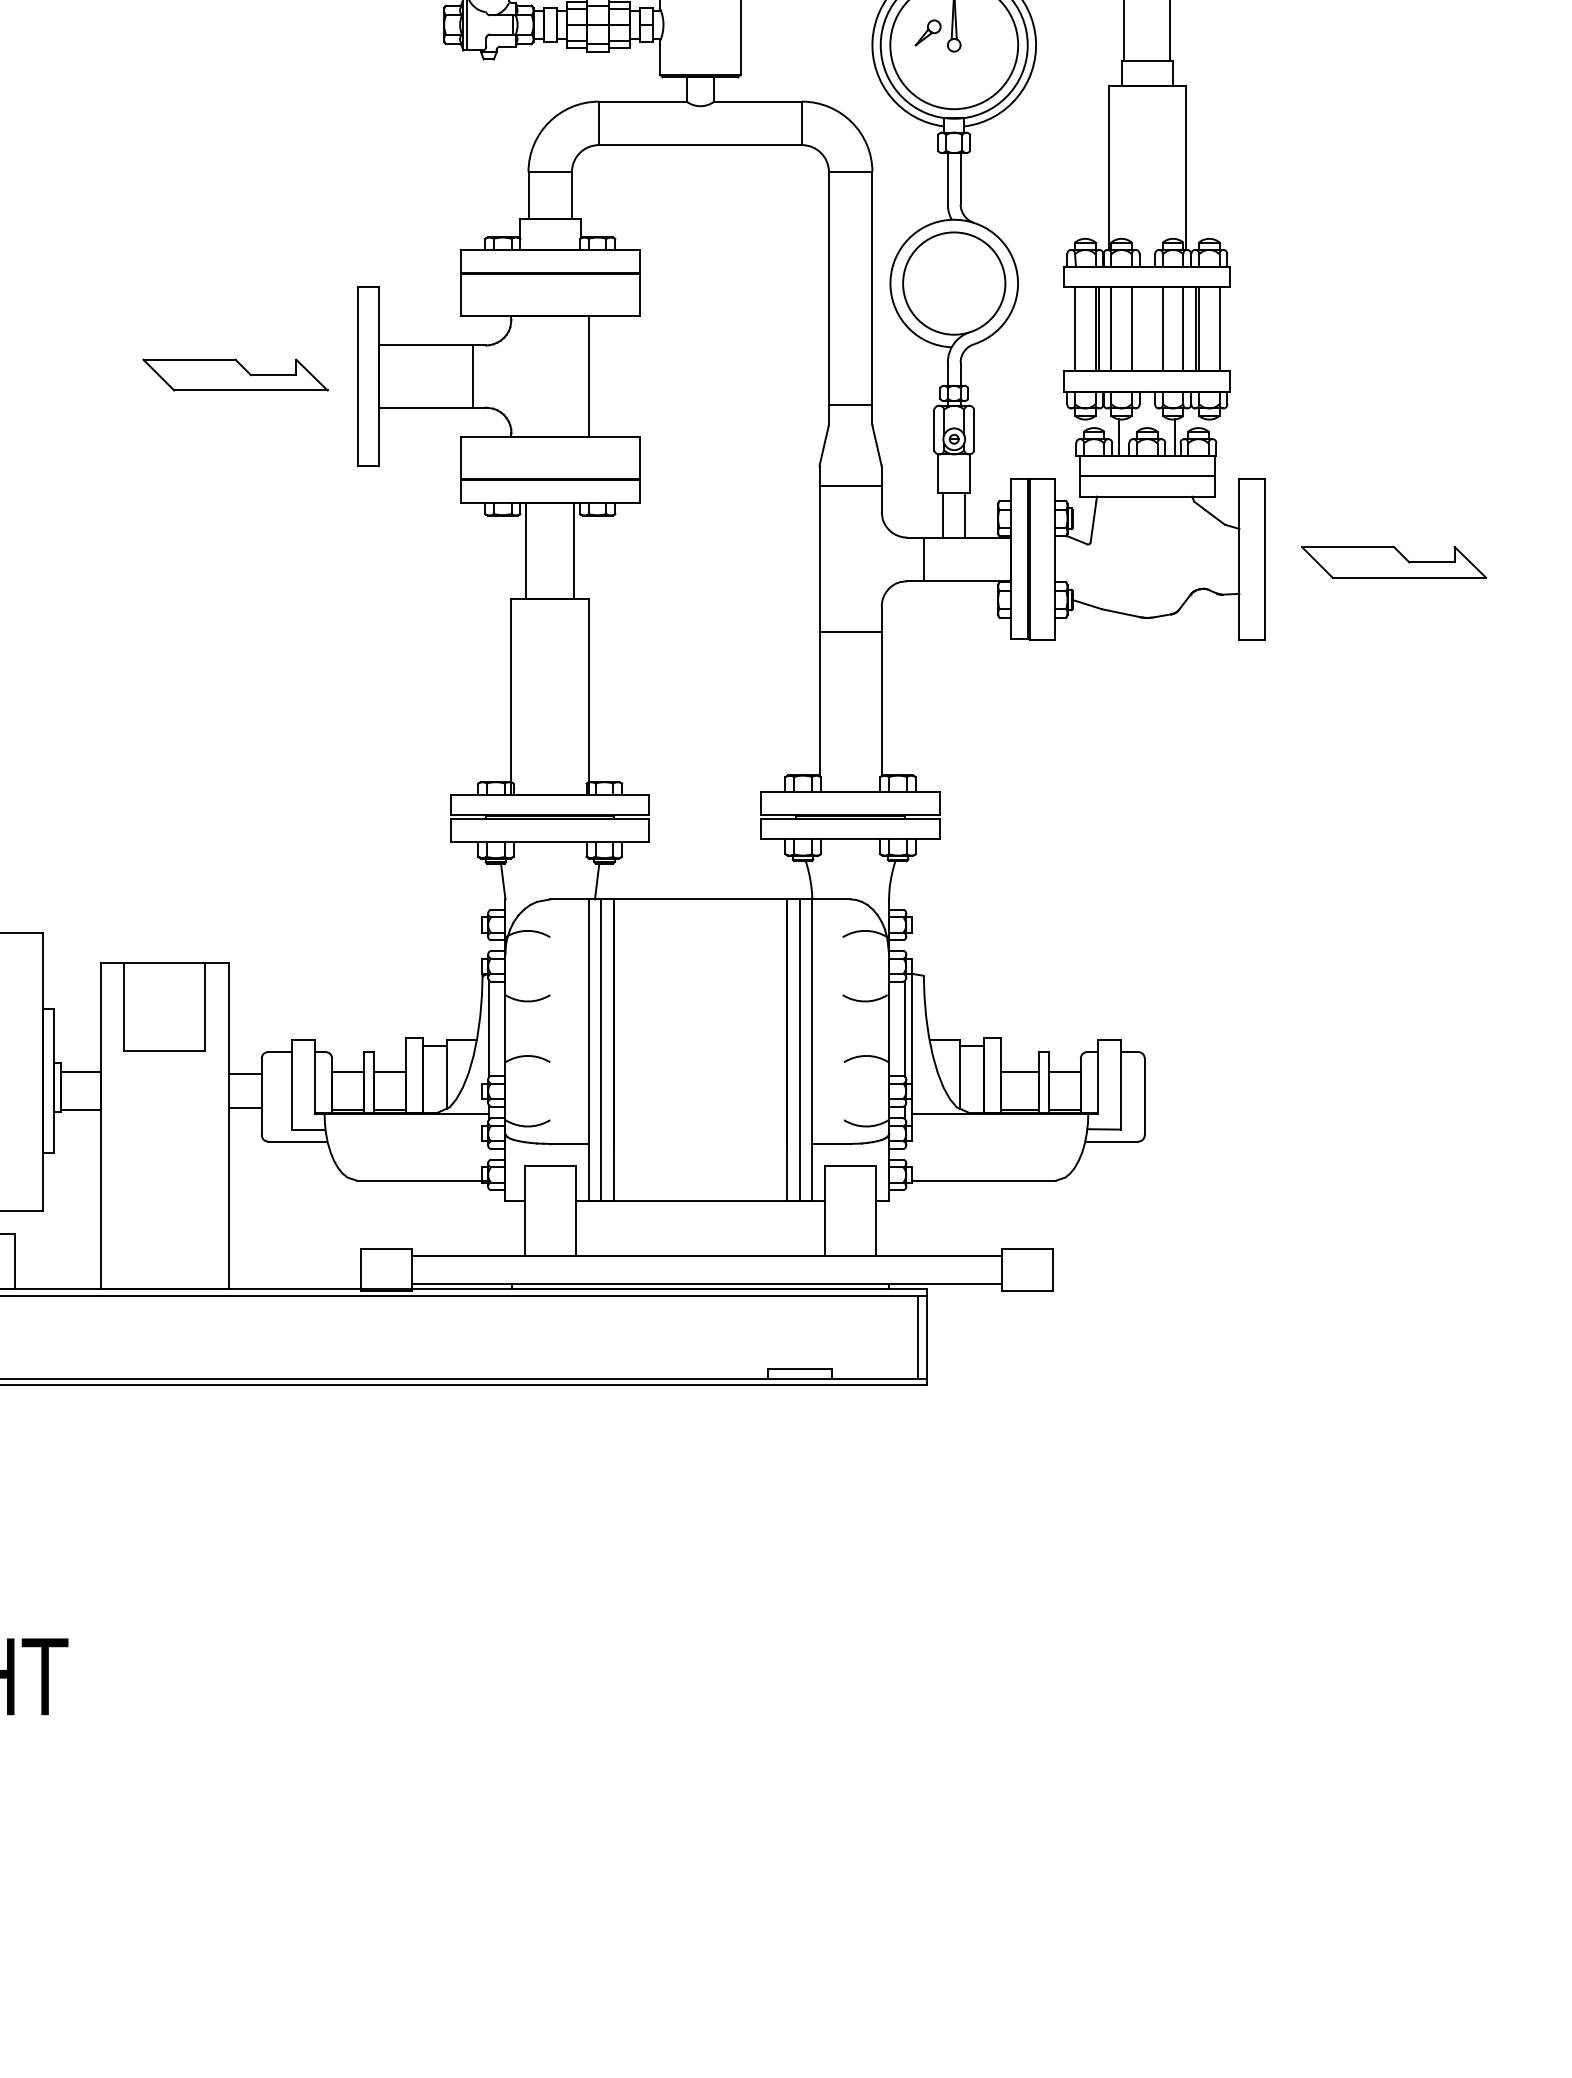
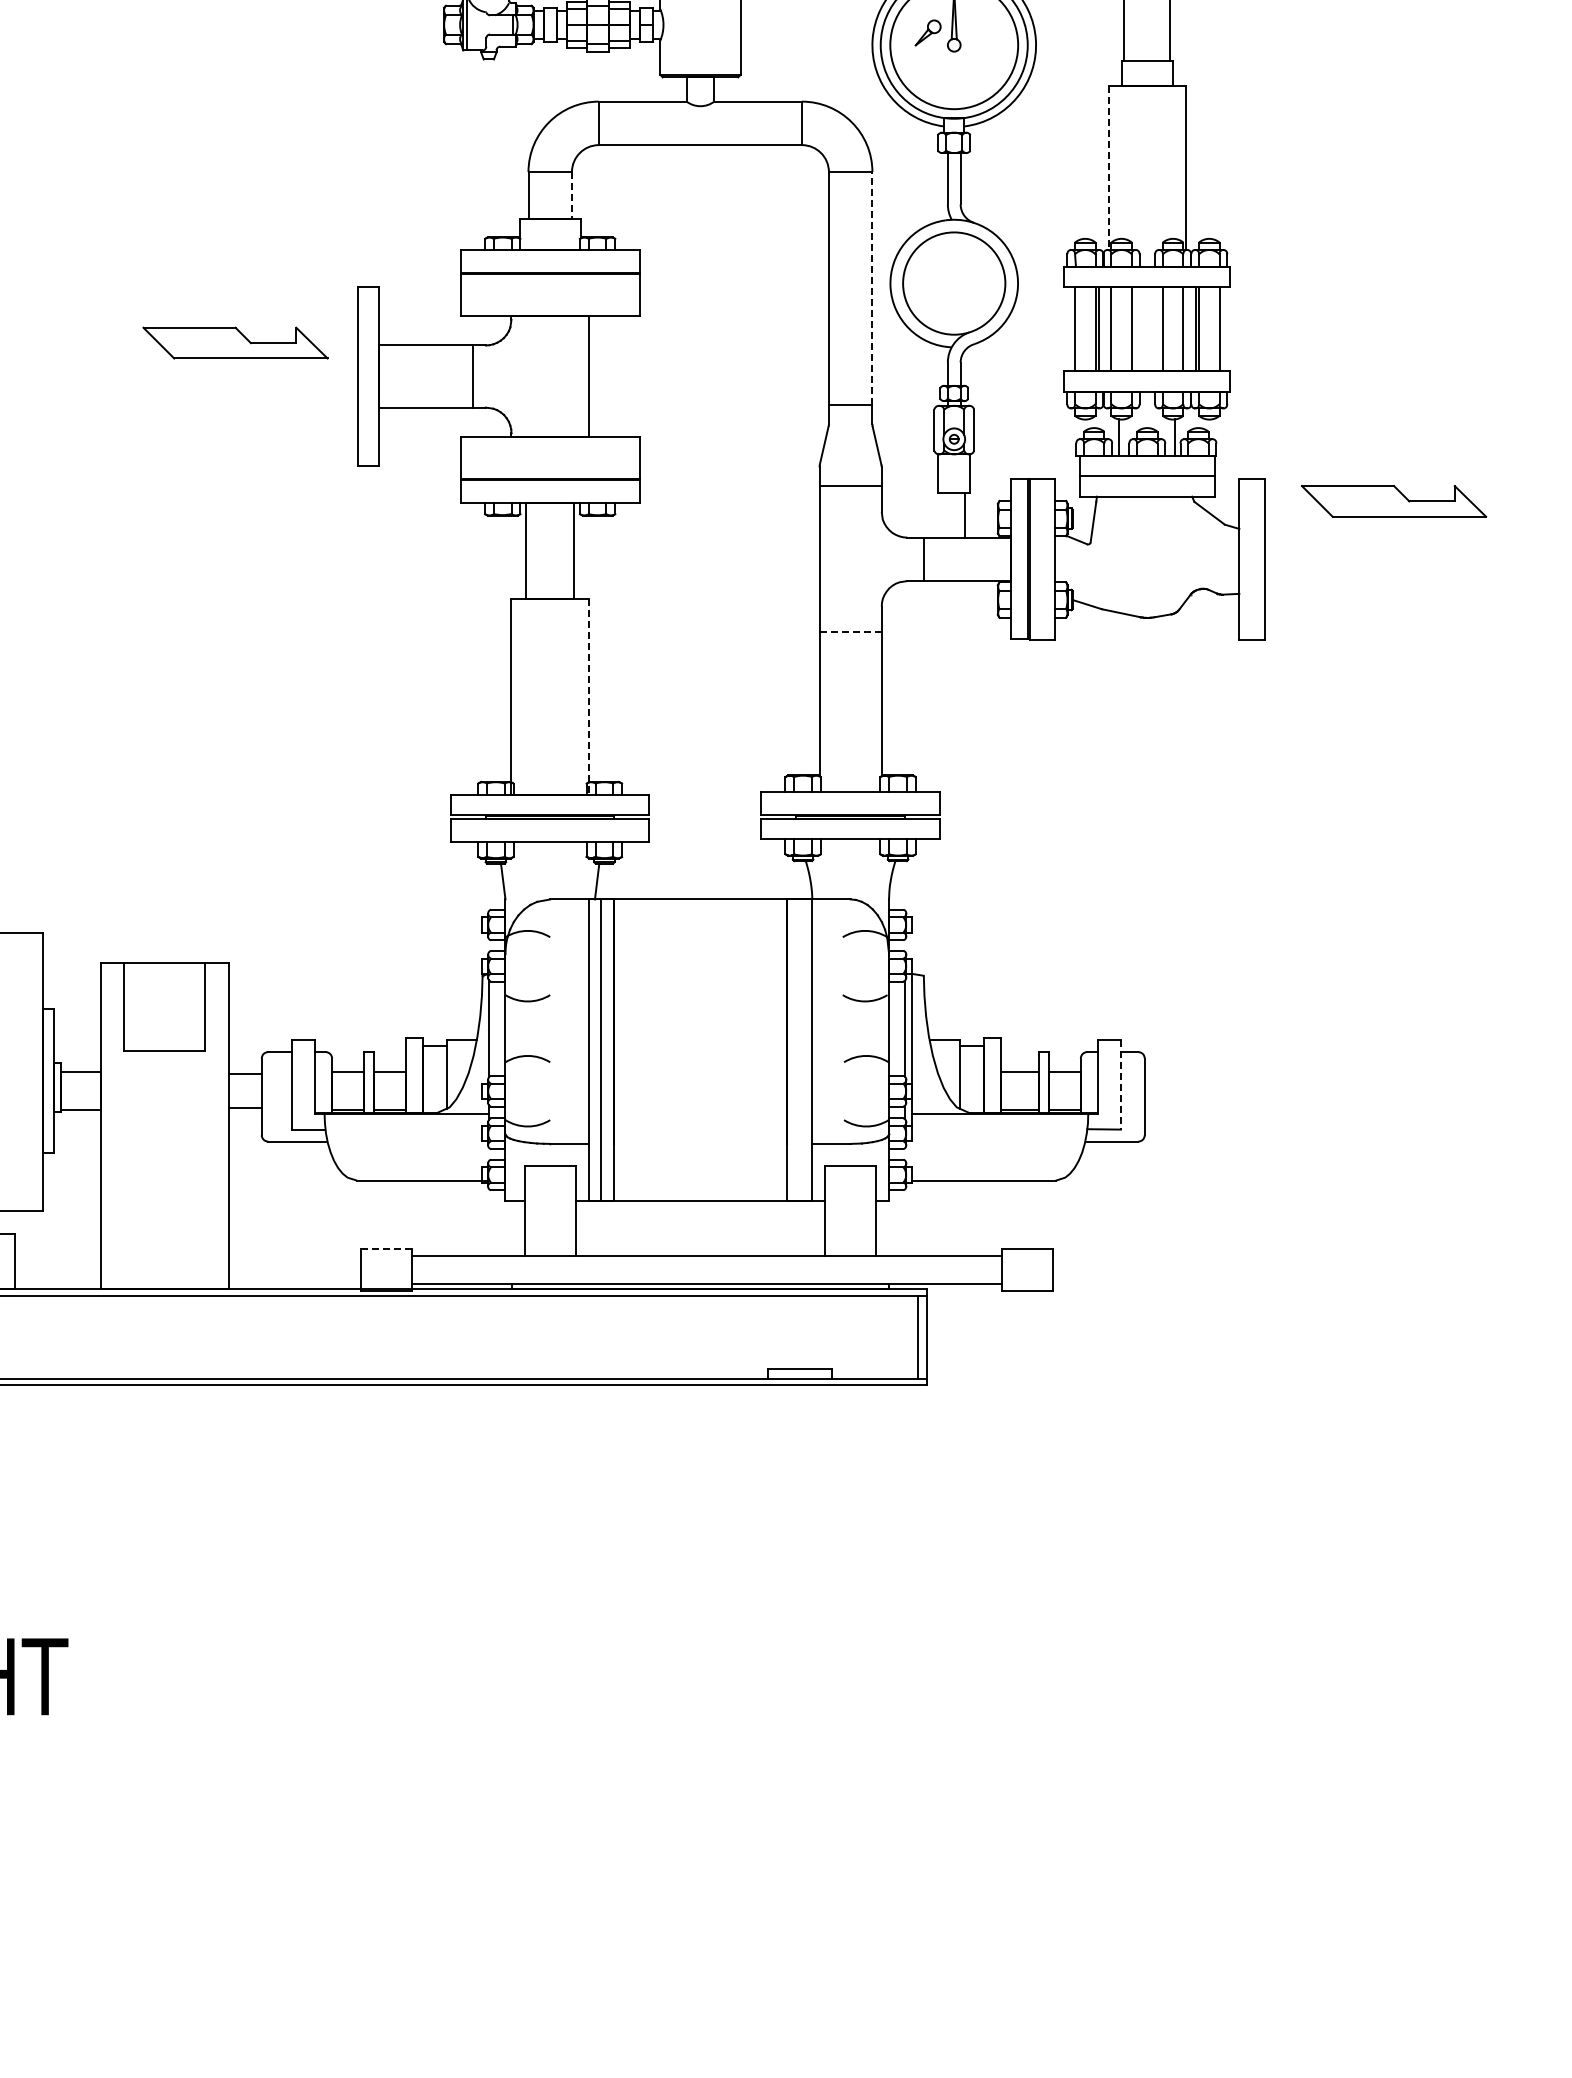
line: solid -> dashed (1108, 168)
line: solid -> dashed (571, 195)
line: solid -> dashed (872, 288)
part position: (235, 374) -> (235, 342) (235, 342)
line: present -> none (943, 515)
part position: (1394, 562) -> (1394, 501) (1394, 501)
line: solid -> dashed (850, 632)
line: solid -> dashed (588, 696)
line: present -> none (799, 1049)
line: solid -> dashed (1120, 1084)
line: solid -> dashed (386, 1249)
